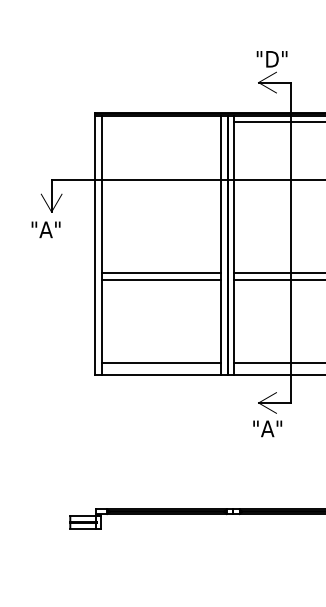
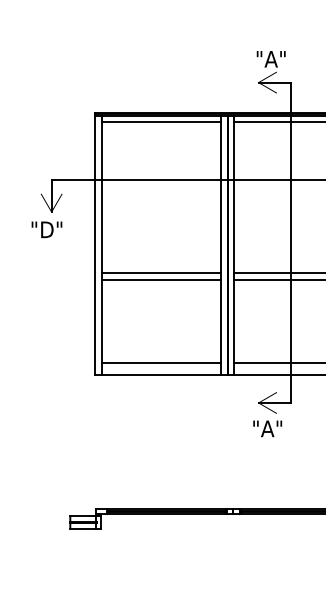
text: "D" -> "A" (275, 59)
line: none -> present (161, 121)
text: "A" -> "D" (50, 229)
